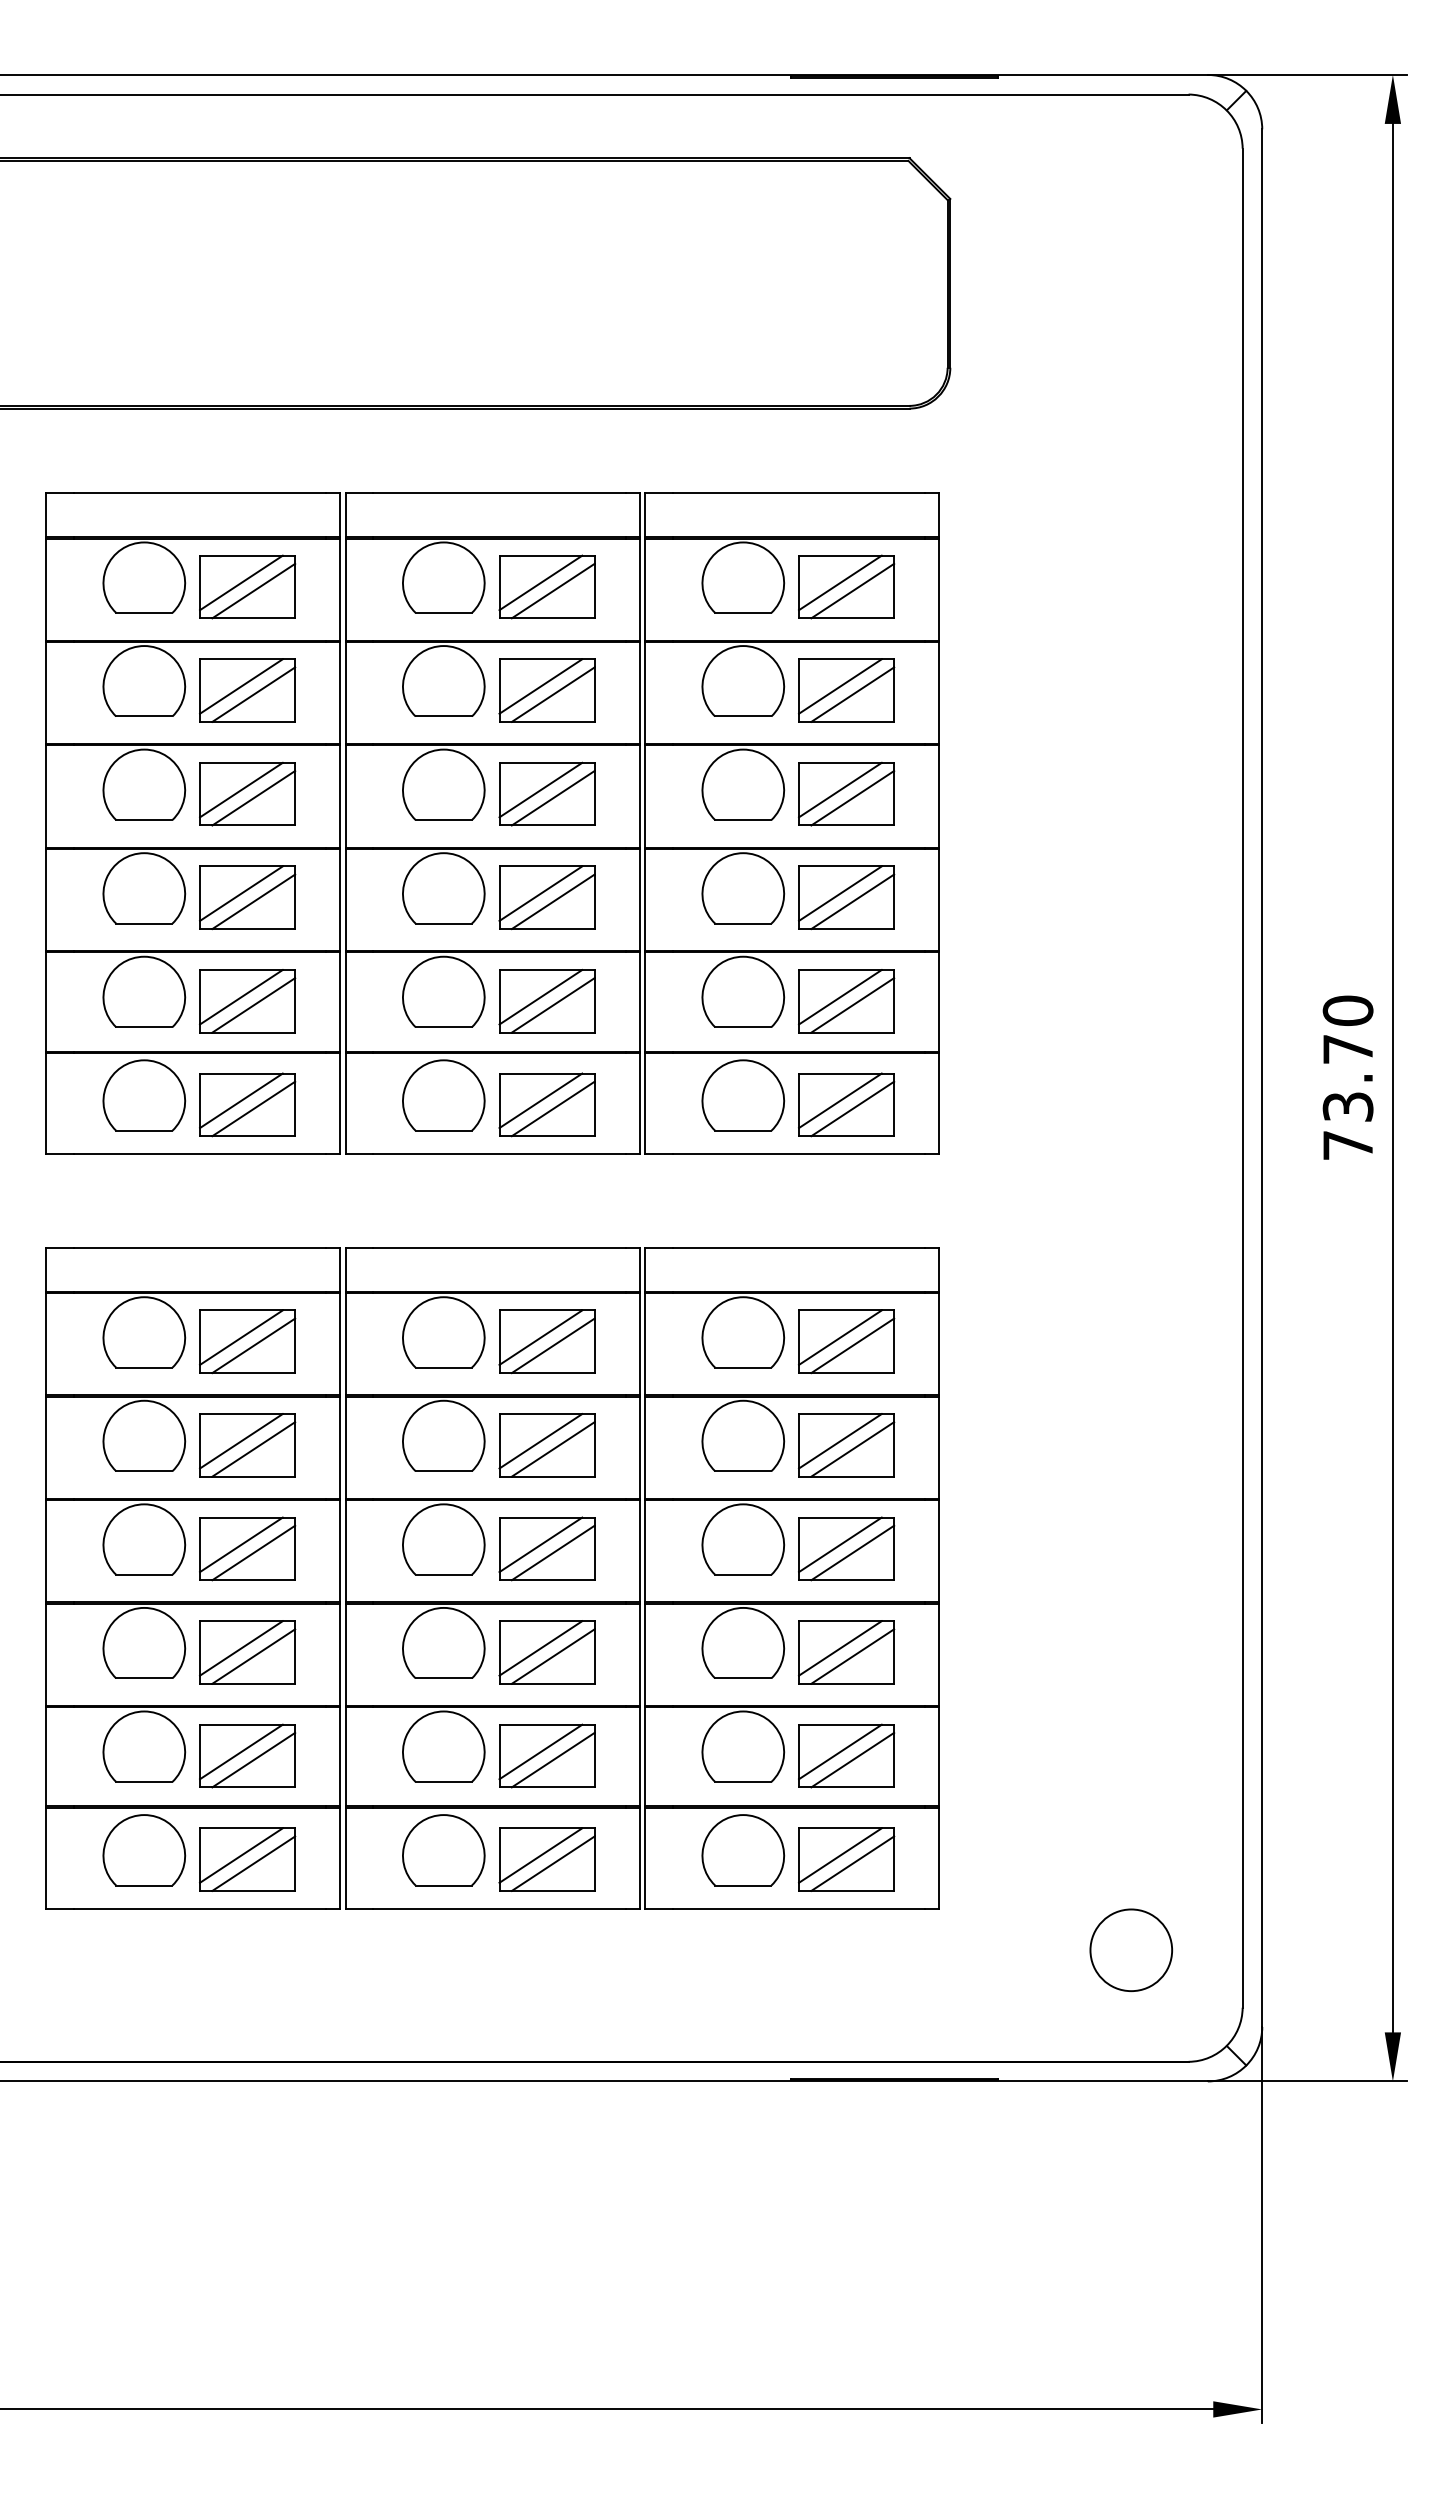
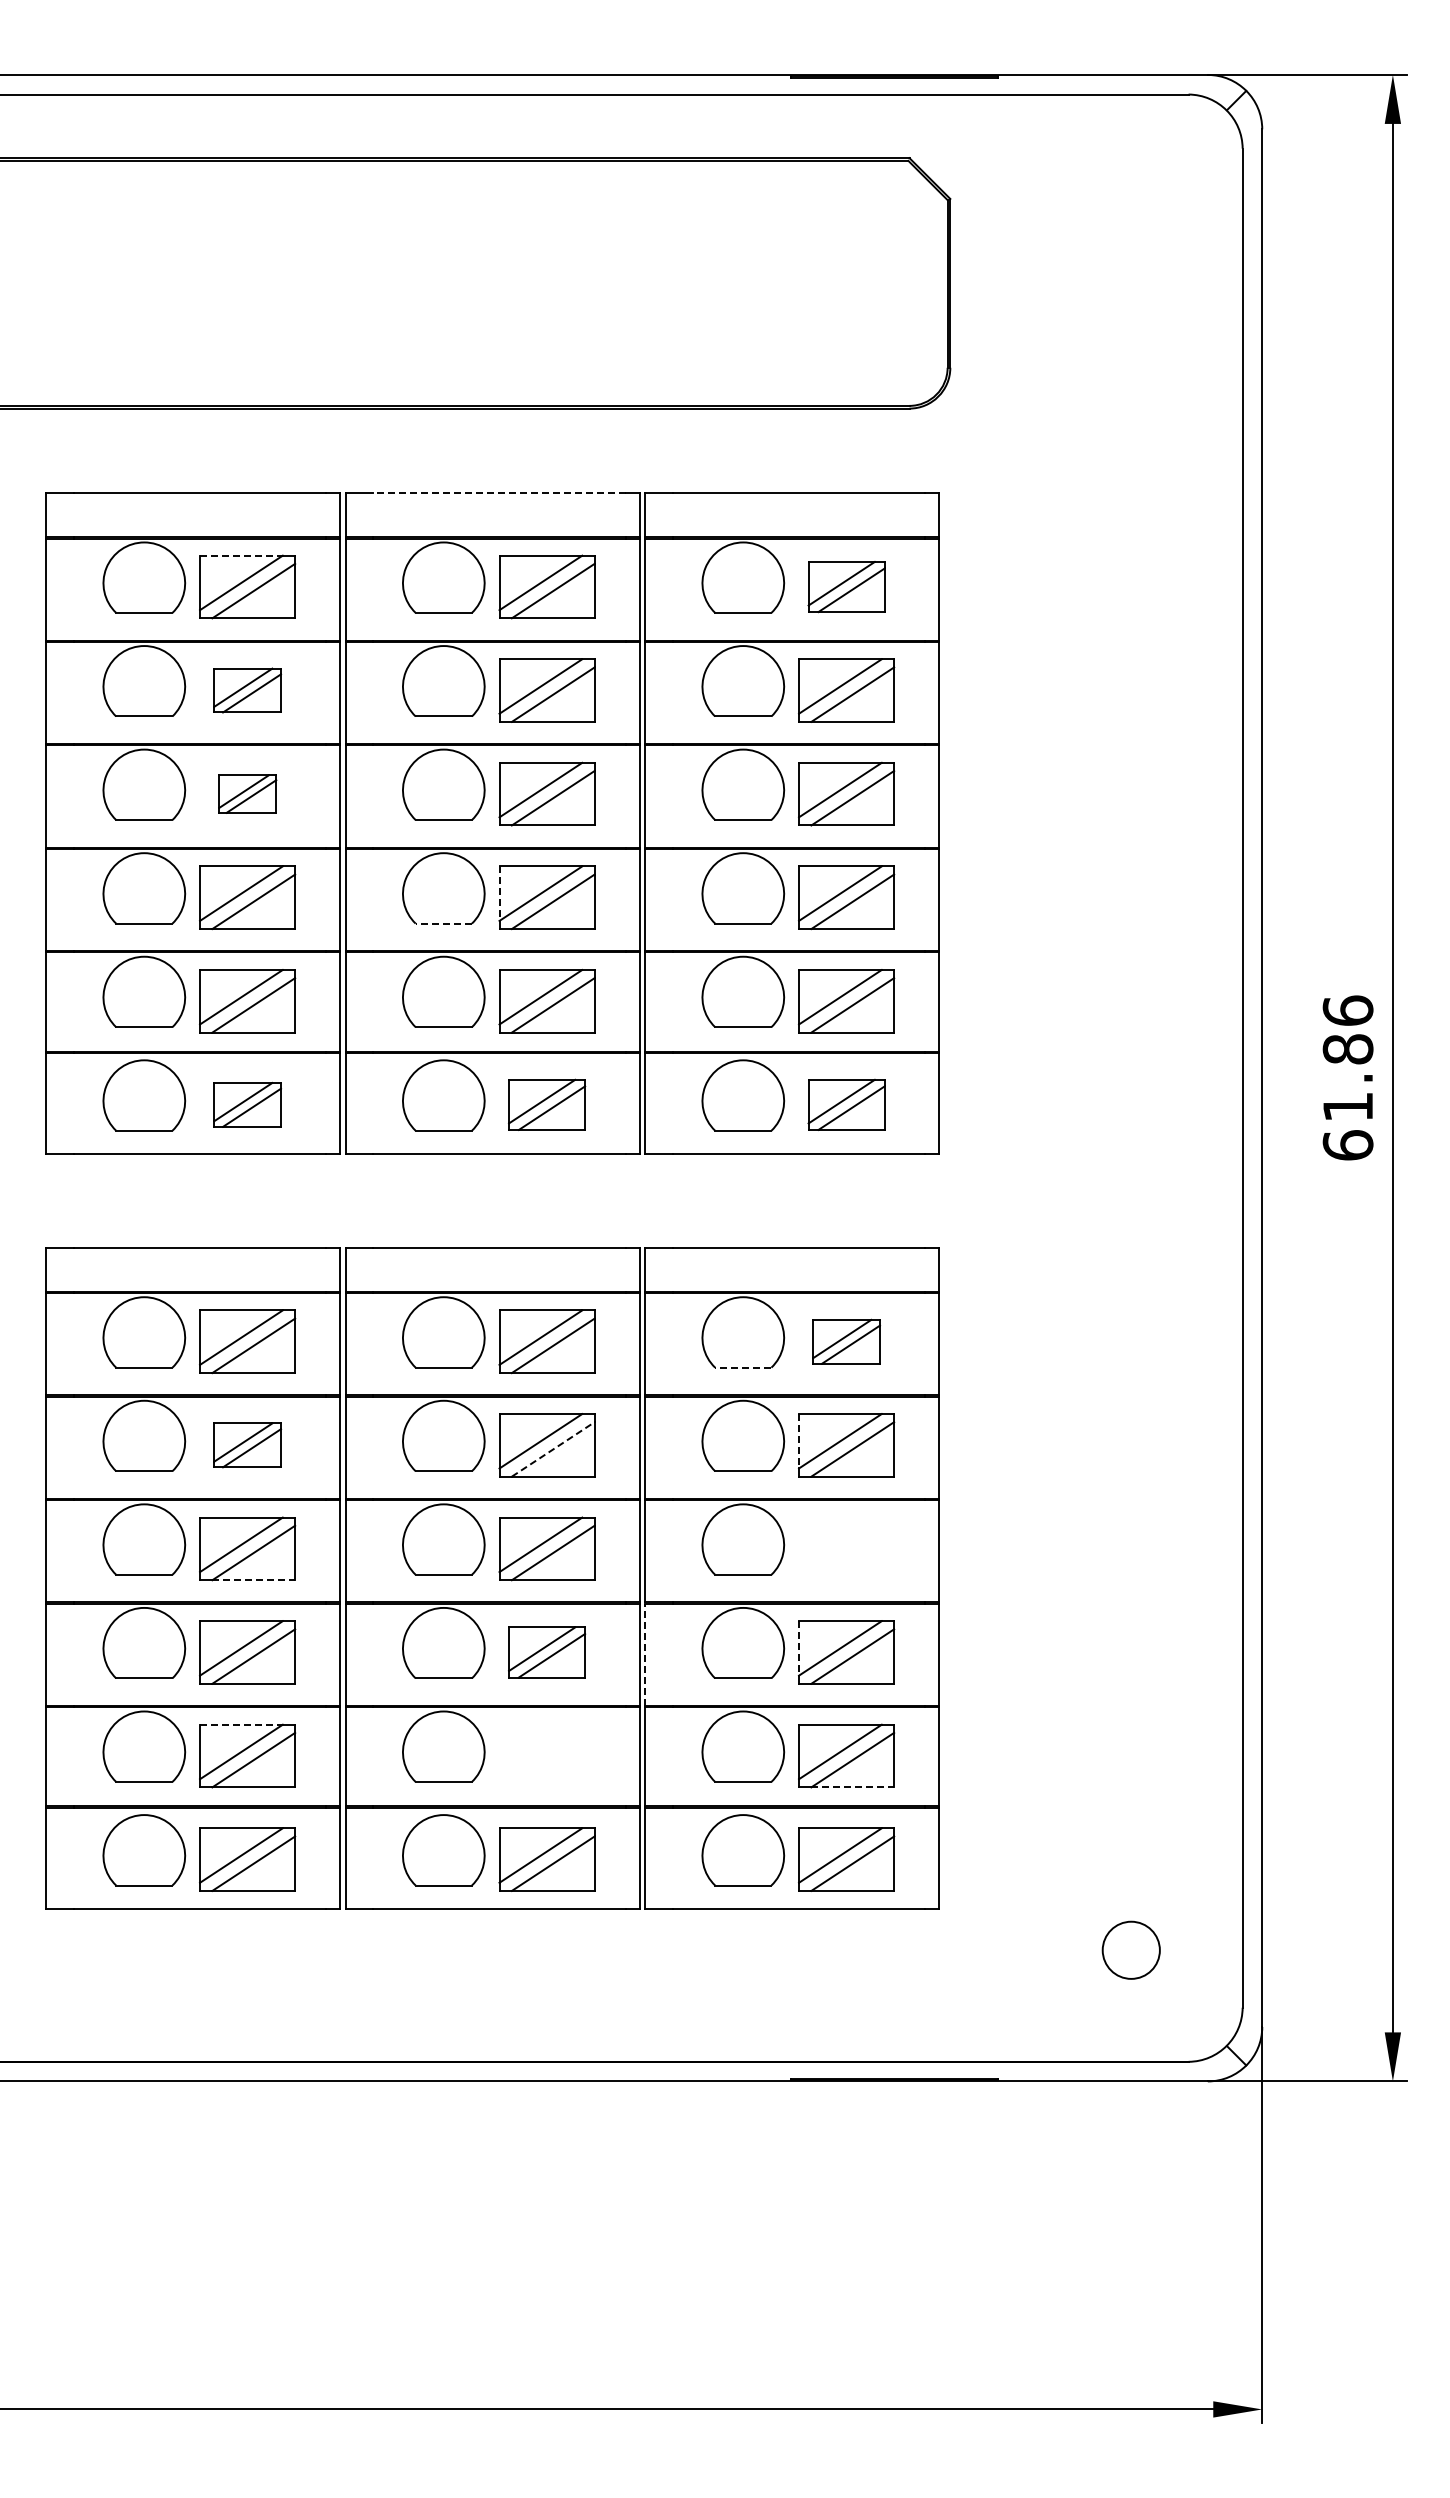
line: solid -> dashed (499, 493)
line: solid -> dashed (241, 555)
part size: 98x66 px -> 79x53 px (846, 587)
part size: 98x65 px -> 70x47 px (247, 690)
part size: 98x66 px -> 60x40 px (247, 793)
line: solid -> dashed (499, 894)
line: solid -> dashed (443, 923)
text: 73.70 -> 61.86 (1347, 1077)
part size: 98x66 px -> 69x47 px (247, 1104)
part size: 98x66 px -> 79x53 px (547, 1104)
part size: 98x66 px -> 79x53 px (846, 1104)
part size: 98x66 px -> 69x47 px (846, 1341)
line: solid -> dashed (742, 1367)
line: solid -> dashed (799, 1441)
part size: 98x65 px -> 70x47 px (247, 1445)
line: solid -> dashed (553, 1449)
part: present -> none (846, 1548)
line: solid -> dashed (254, 1580)
line: solid -> dashed (799, 1648)
part size: 98x65 px -> 79x53 px (547, 1652)
line: solid -> dashed (645, 1654)
line: solid -> dashed (241, 1724)
part: present -> none (546, 1755)
line: solid -> dashed (853, 1787)
circle diameter: 82 px -> 57 px (1130, 1949)
